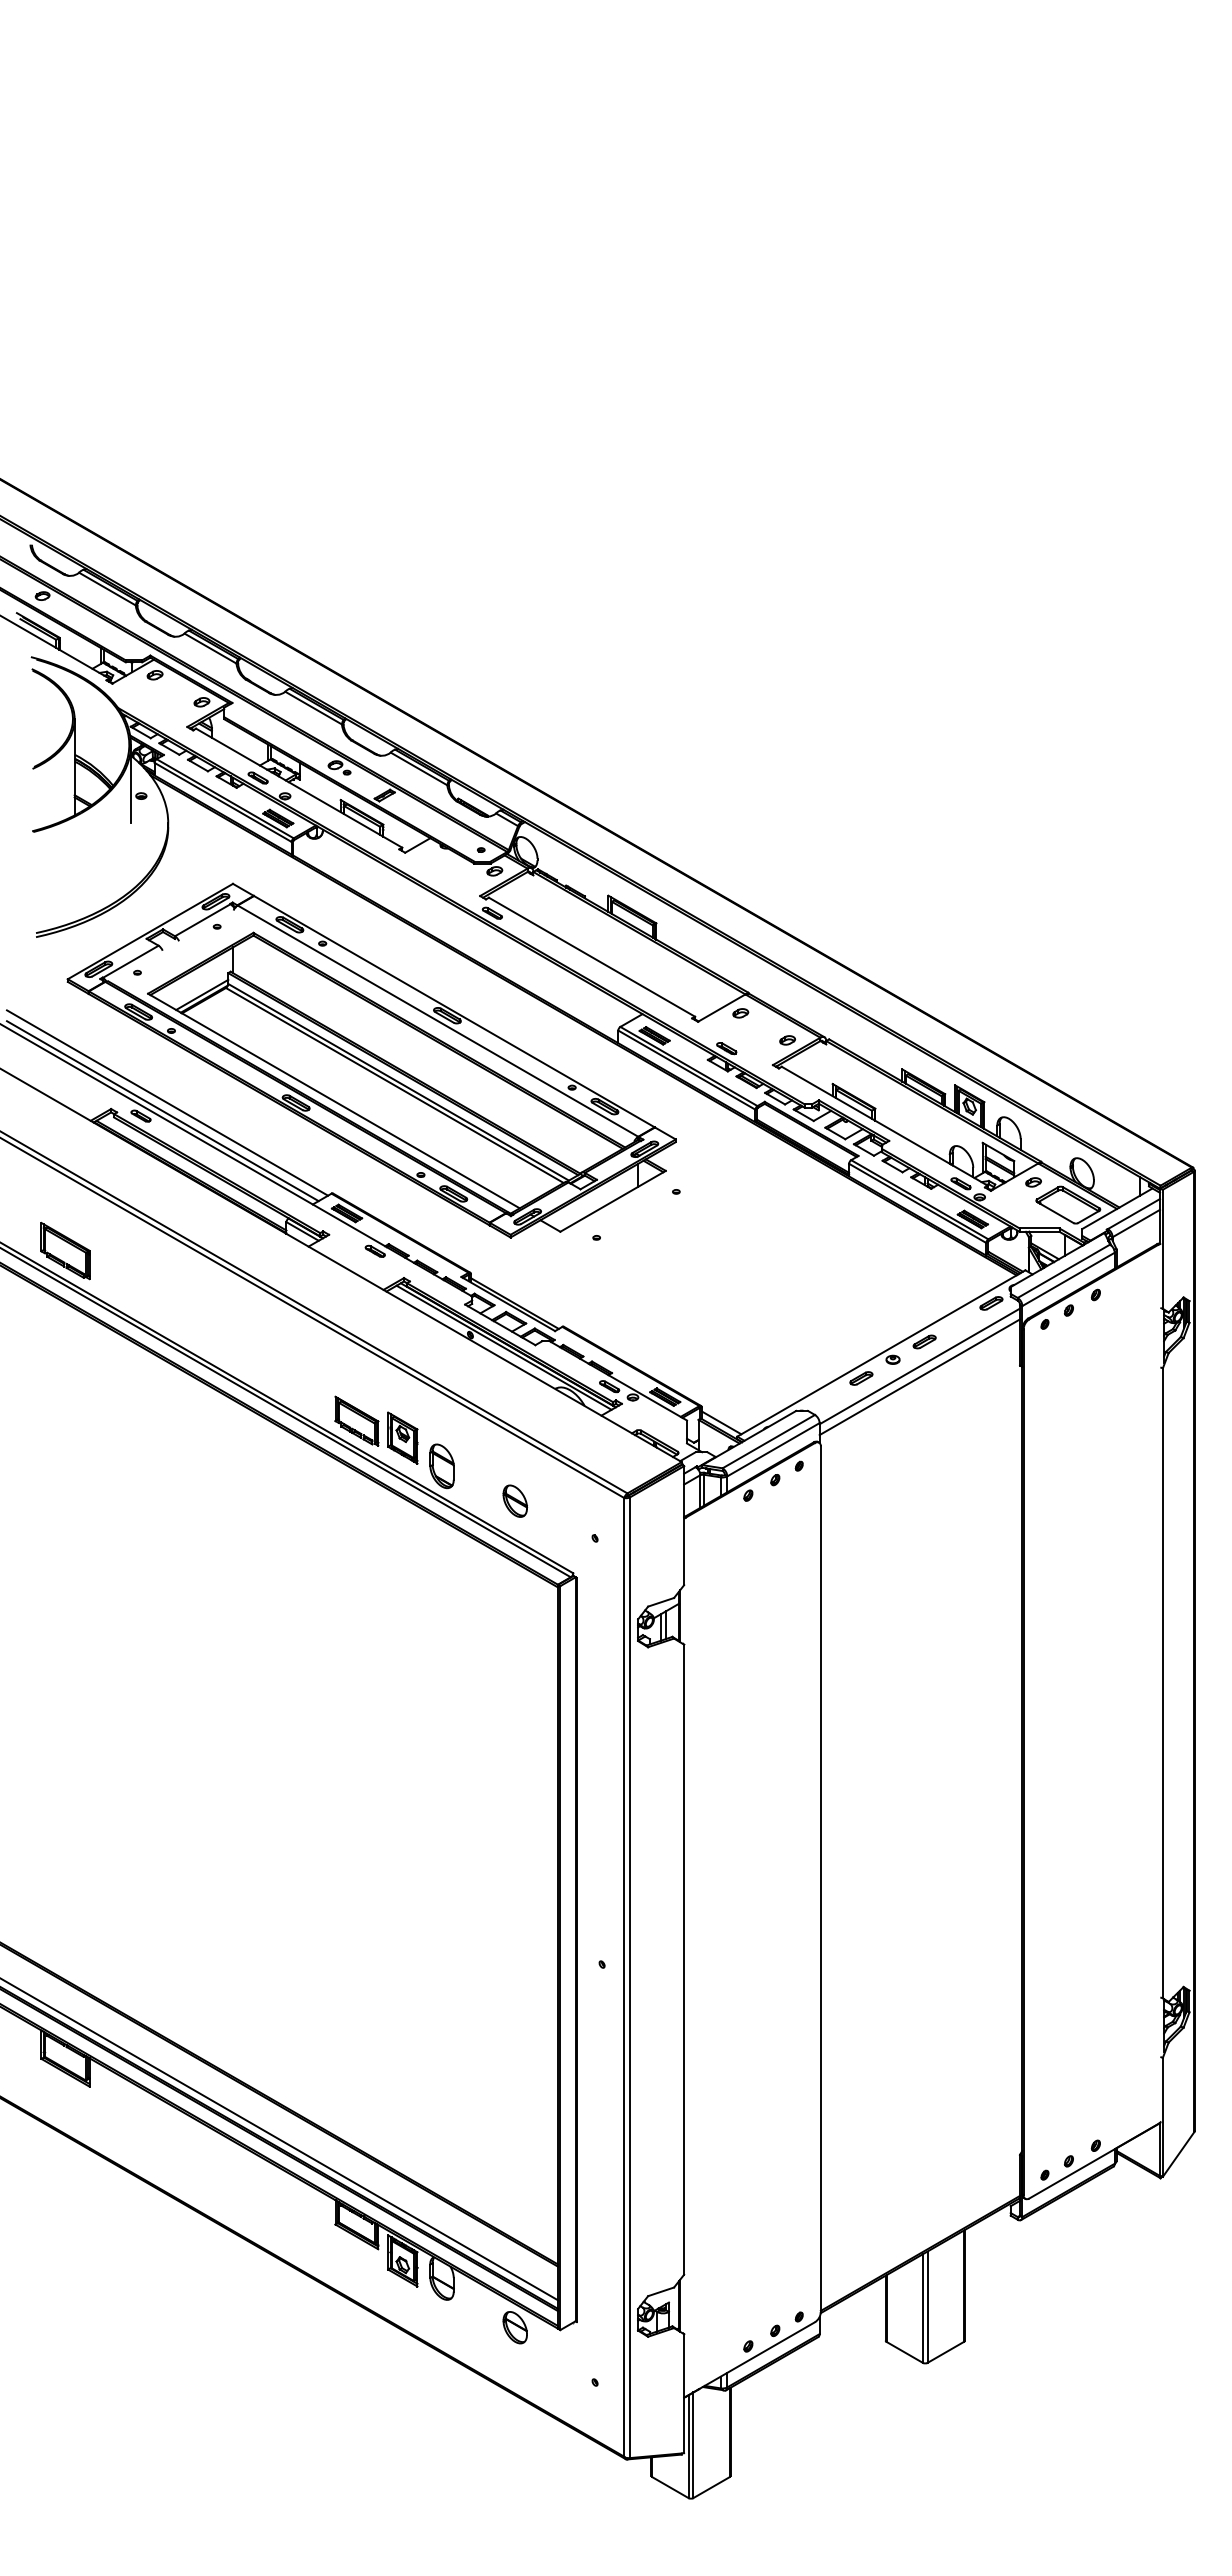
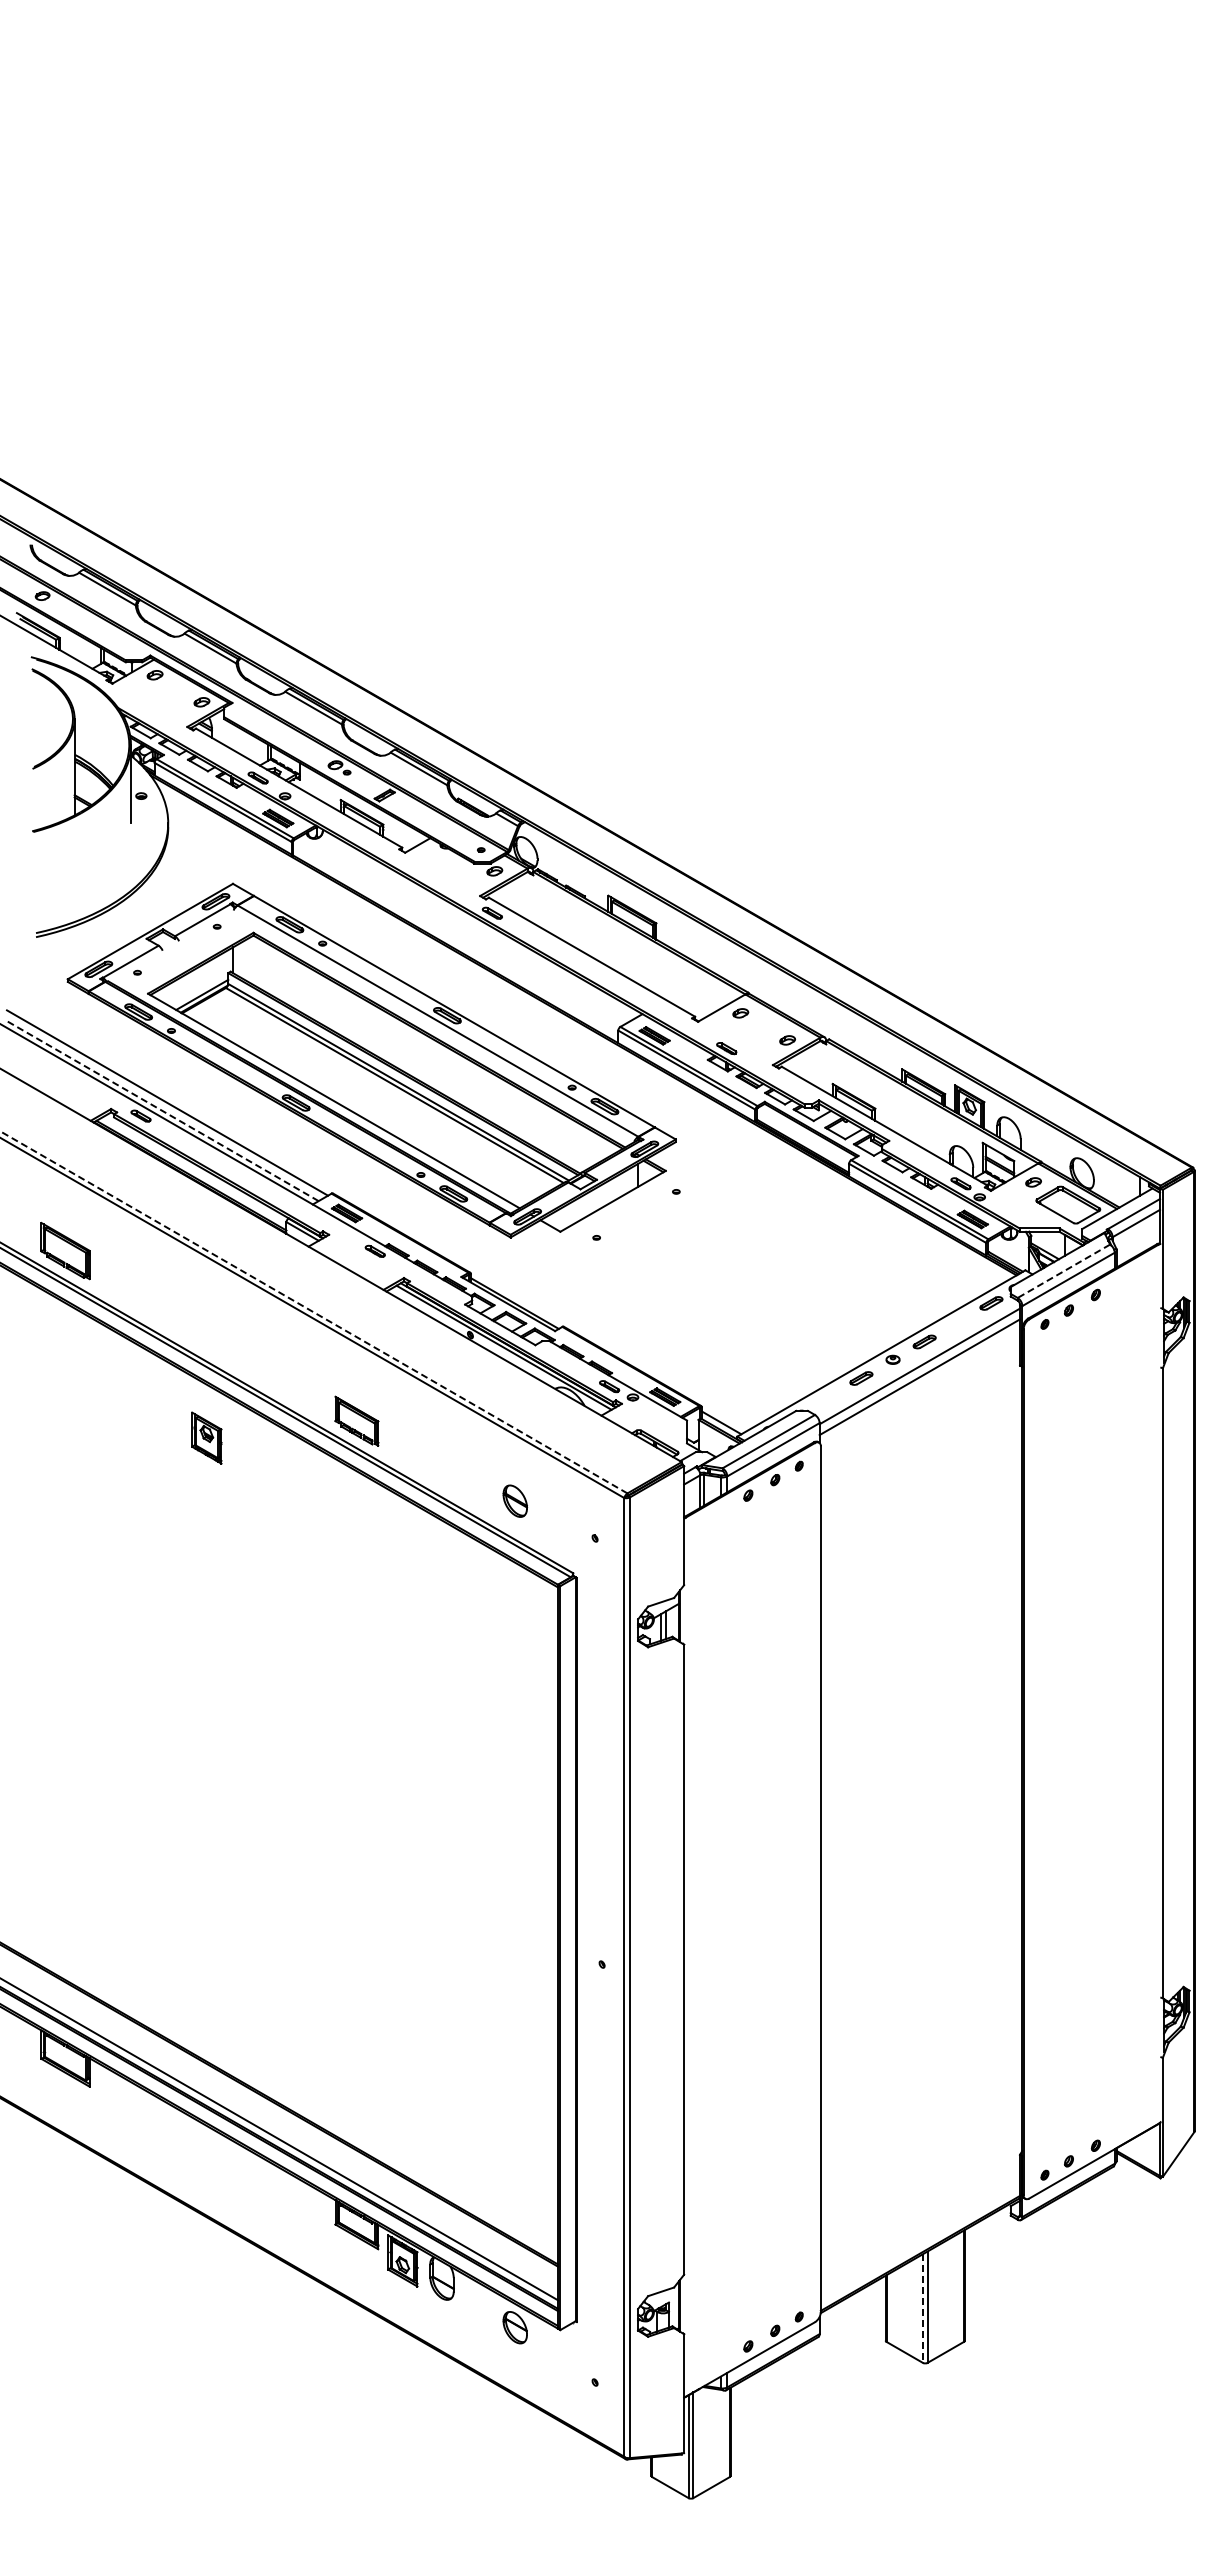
line: solid -> dashed (162, 1111)
line: solid -> dashed (1063, 1271)
line: solid -> dashed (314, 1312)
part position: (402, 1437) -> (206, 1437) (206, 1437)
part: present -> none (441, 1466)
line: solid -> dashed (922, 2309)
